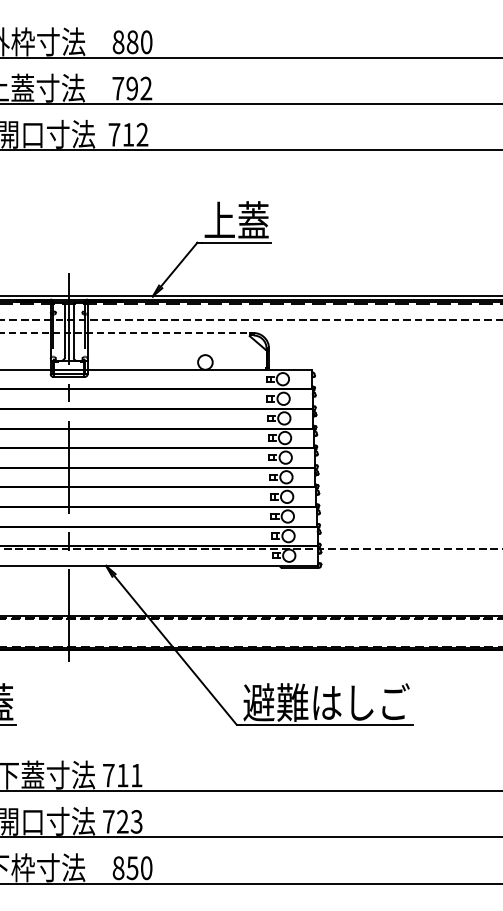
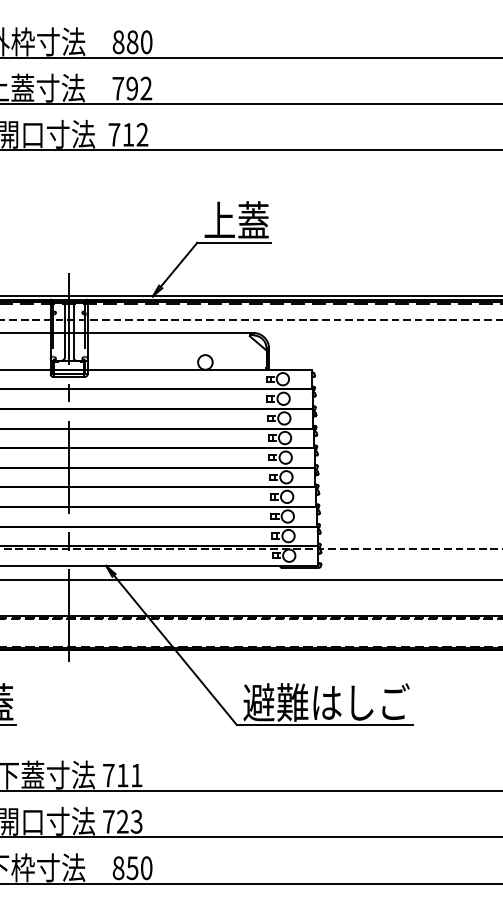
line: dashed -> solid (124, 333)
line: none -> present (250, 580)
